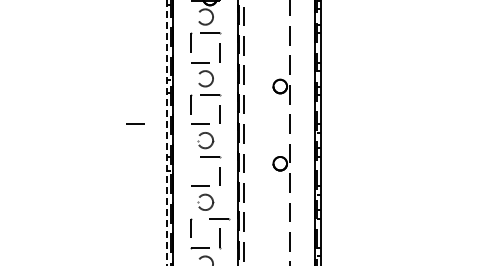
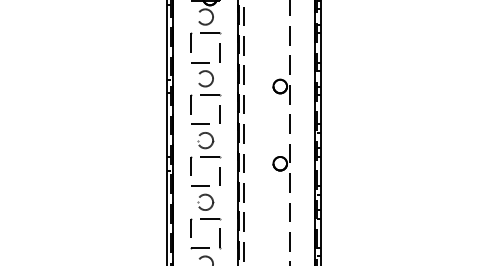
line: present -> none (135, 123)
line: dashed -> solid (166, 132)
line: none -> present (191, 165)
line position: (219, 219) -> (210, 219) (210, 219)
